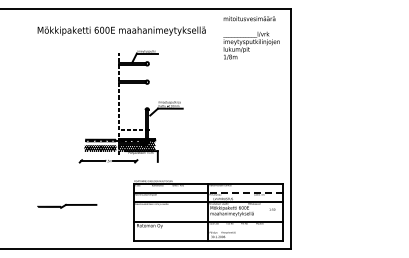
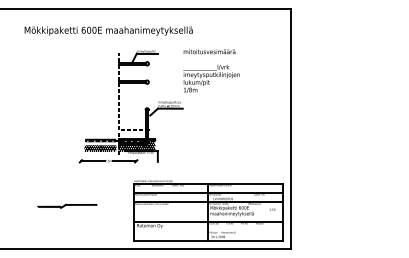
text position: (121, 30) -> (108, 30) (108, 30)
text position: (251, 37) -> (211, 70) (211, 70)
line: dashed -> solid (245, 193)
